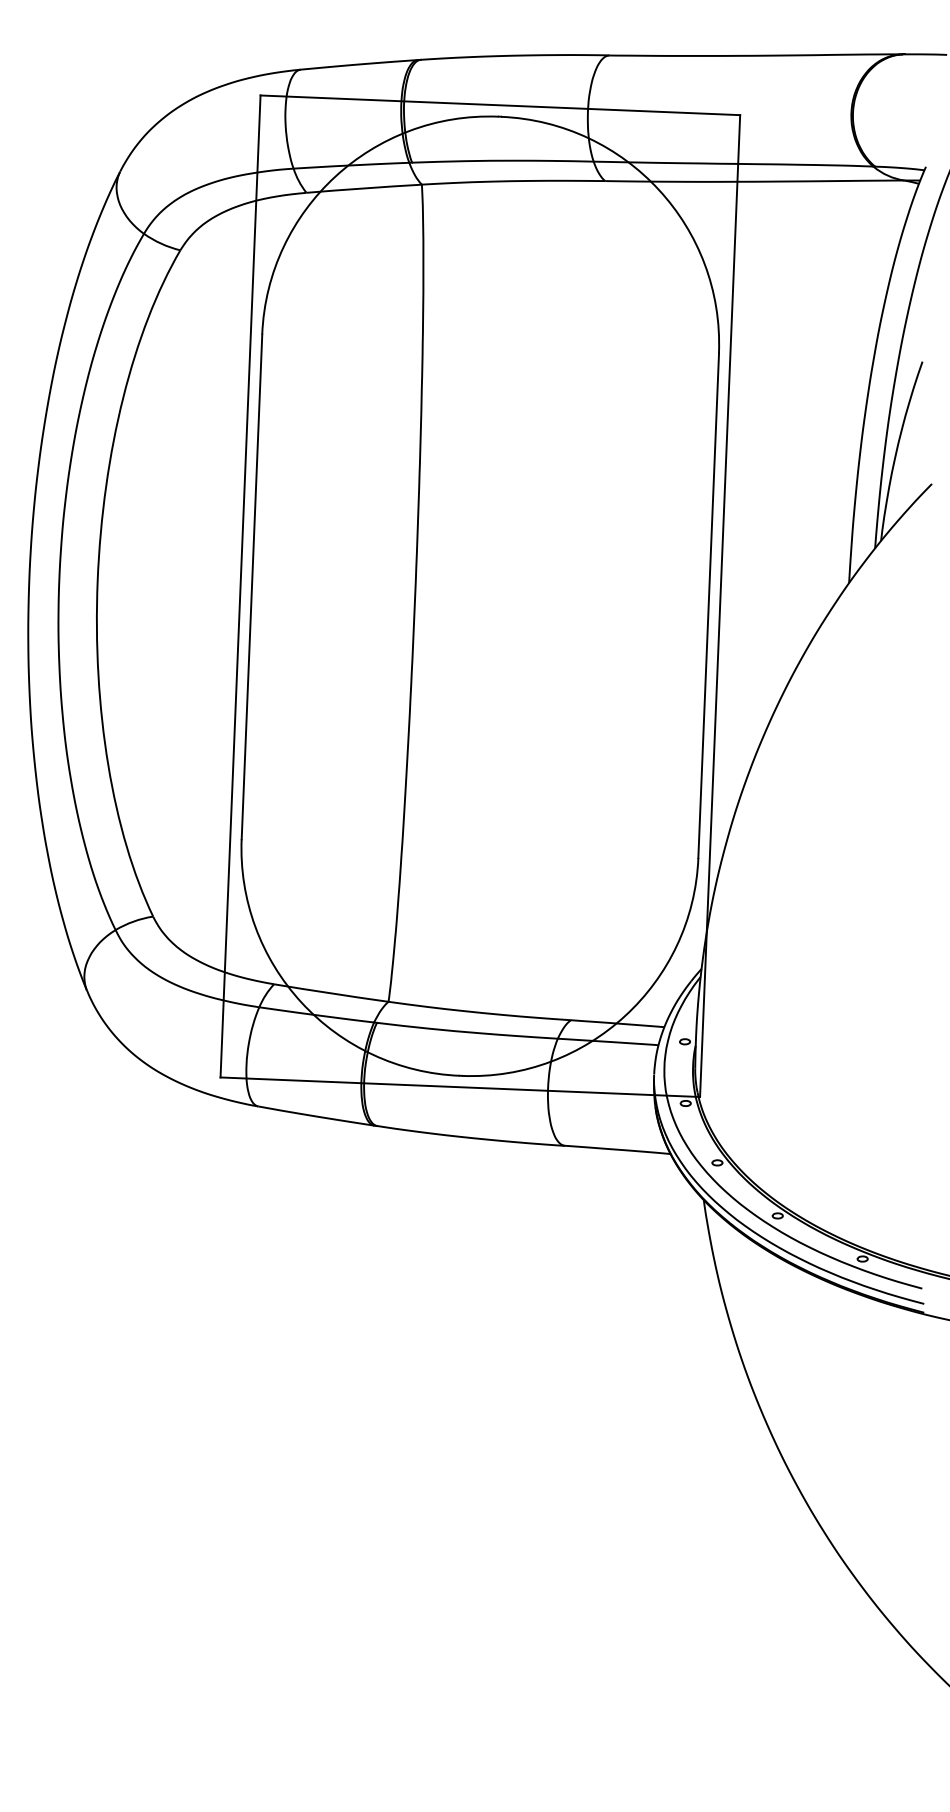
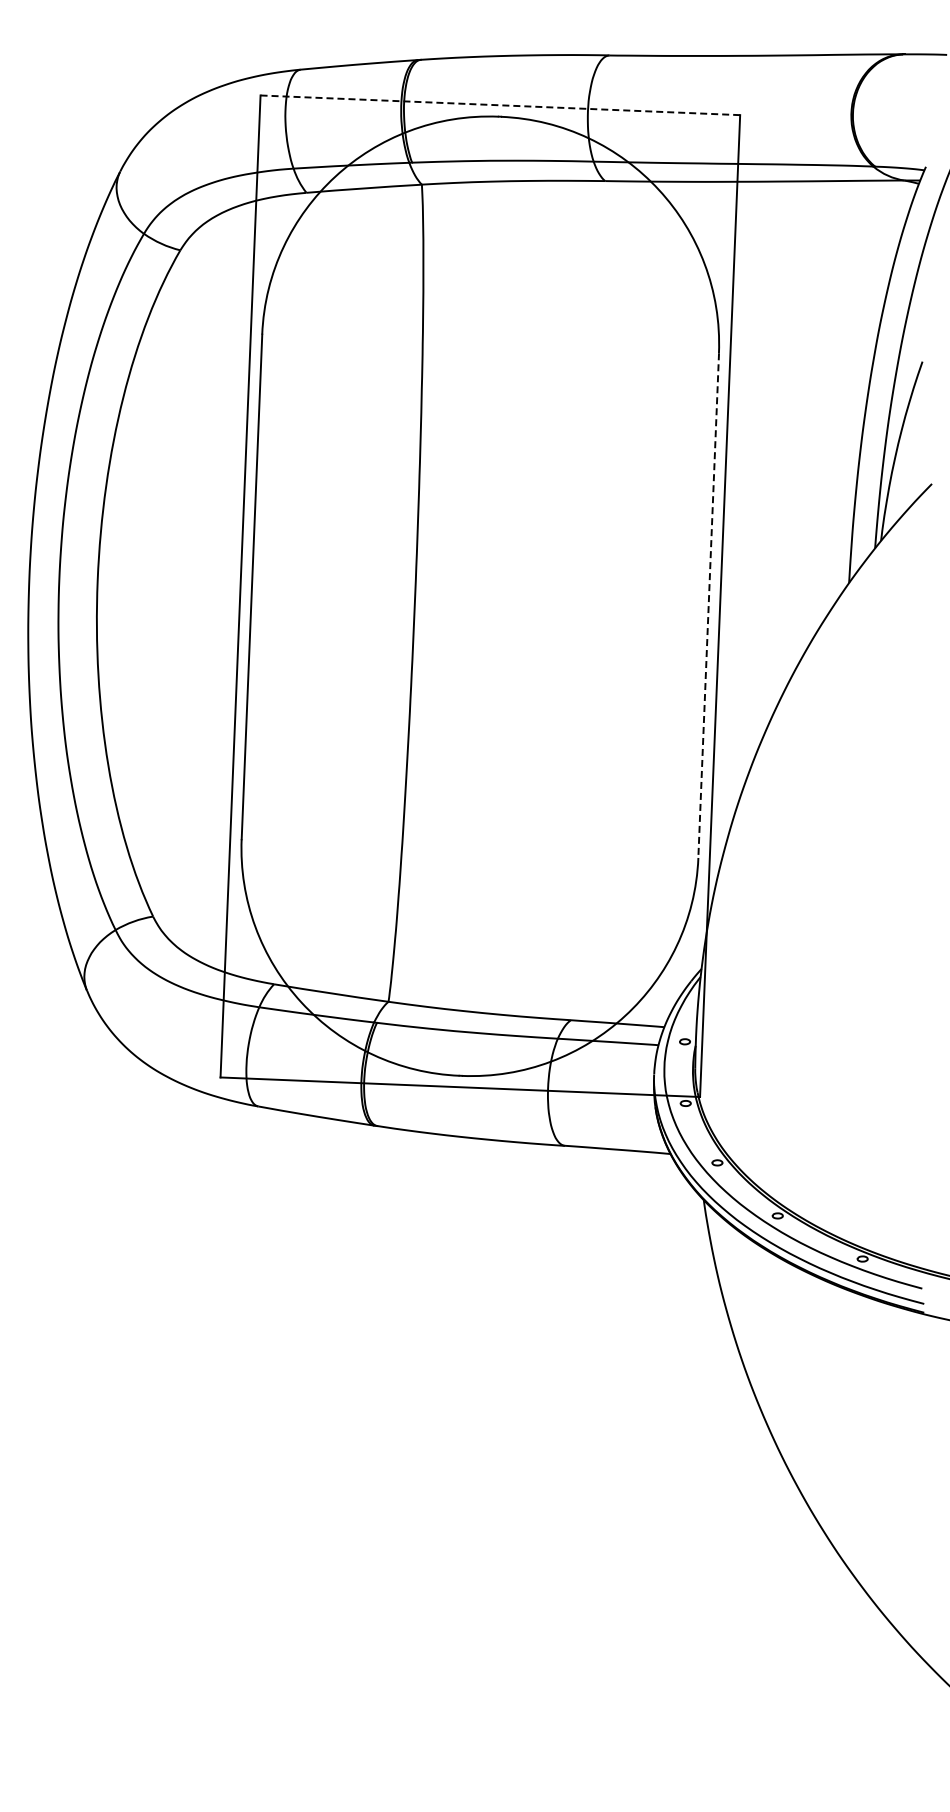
line: solid -> dashed (500, 105)
line: solid -> dashed (708, 605)
